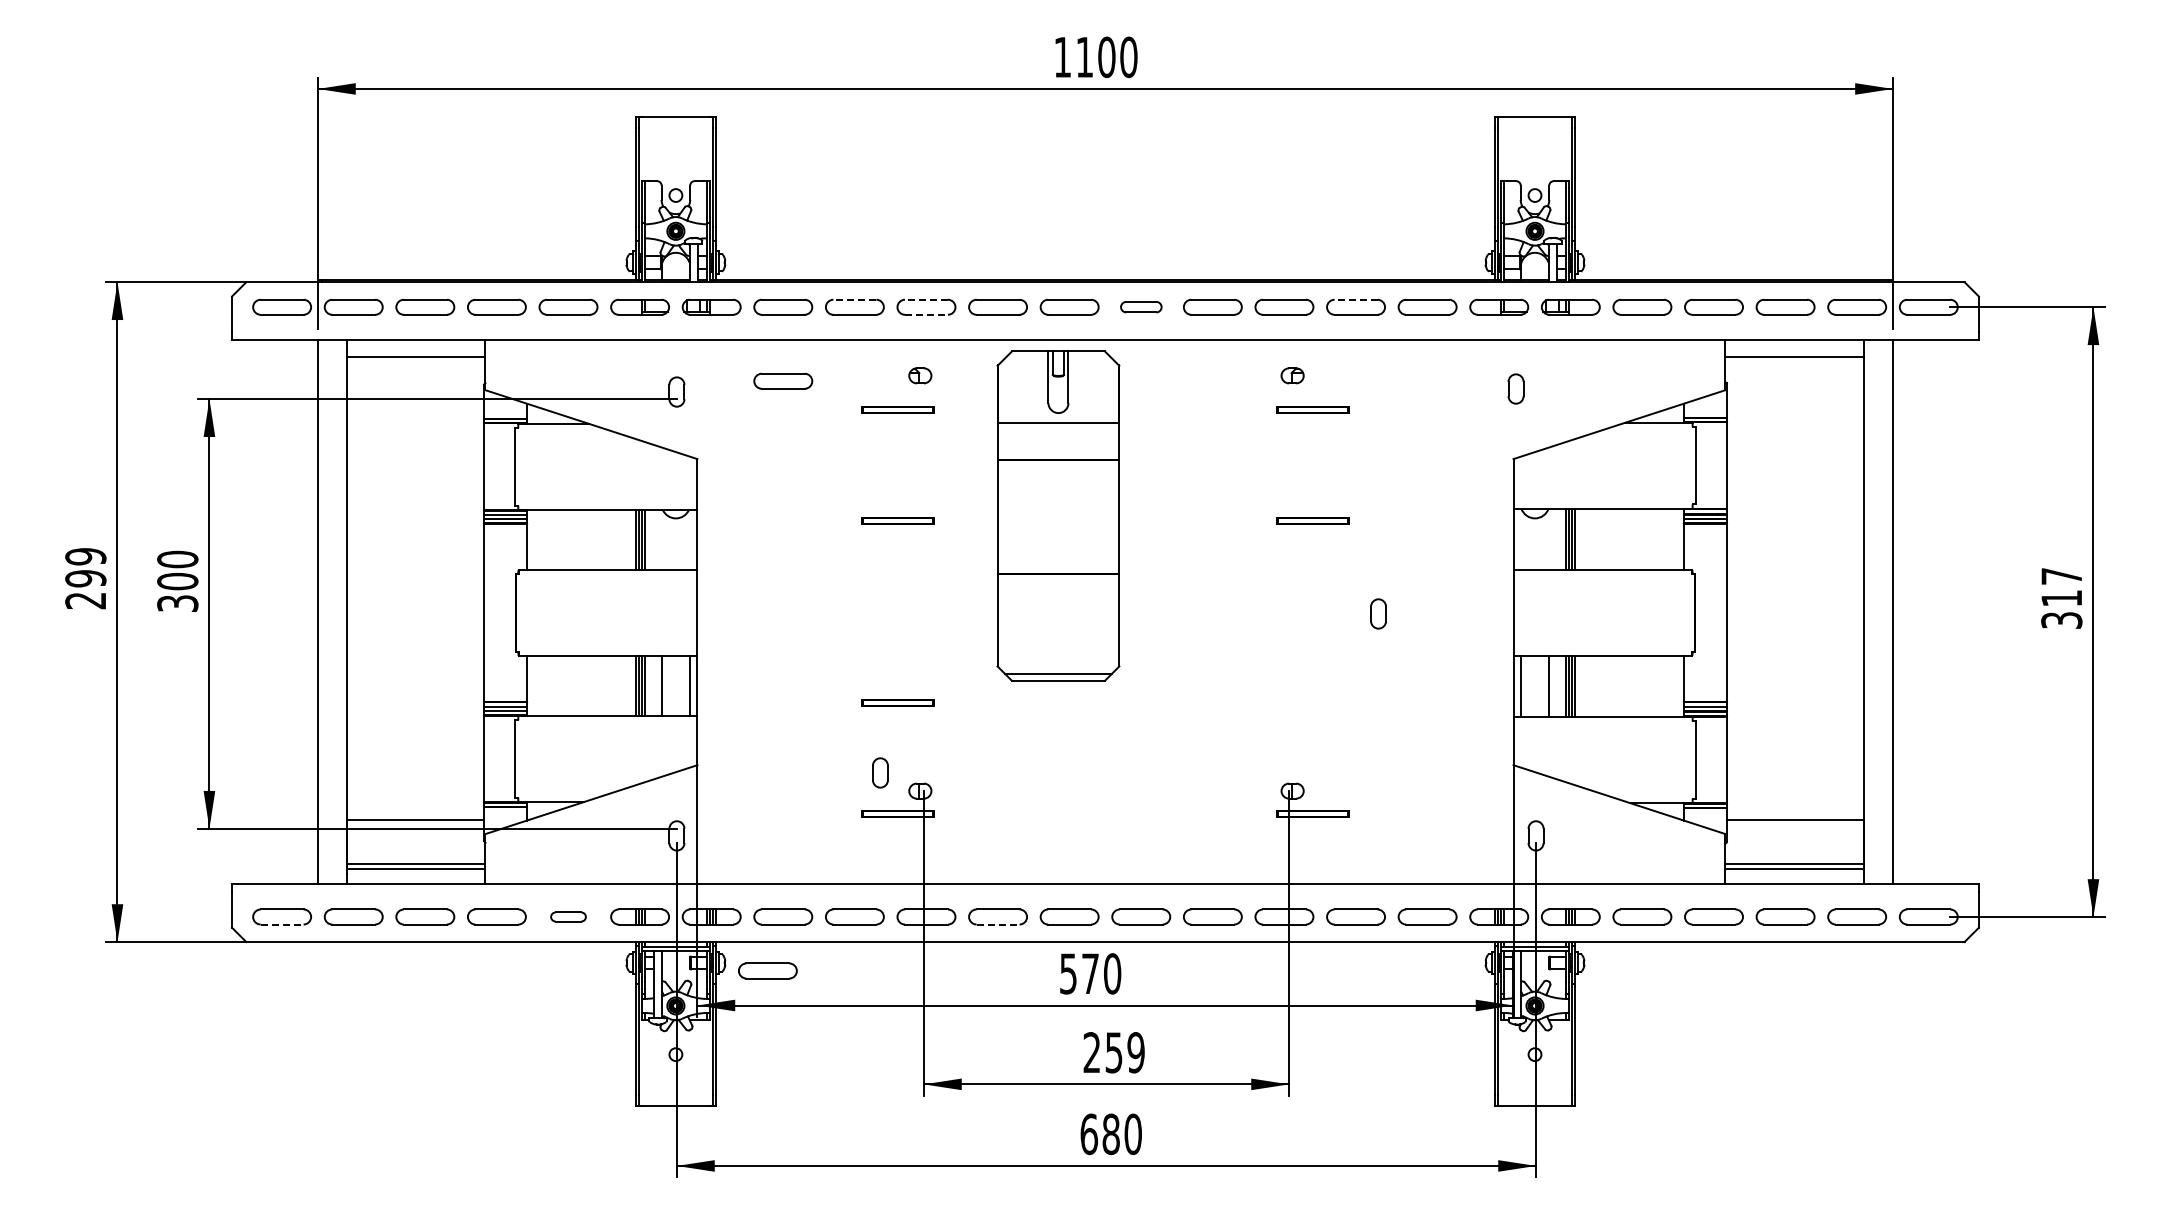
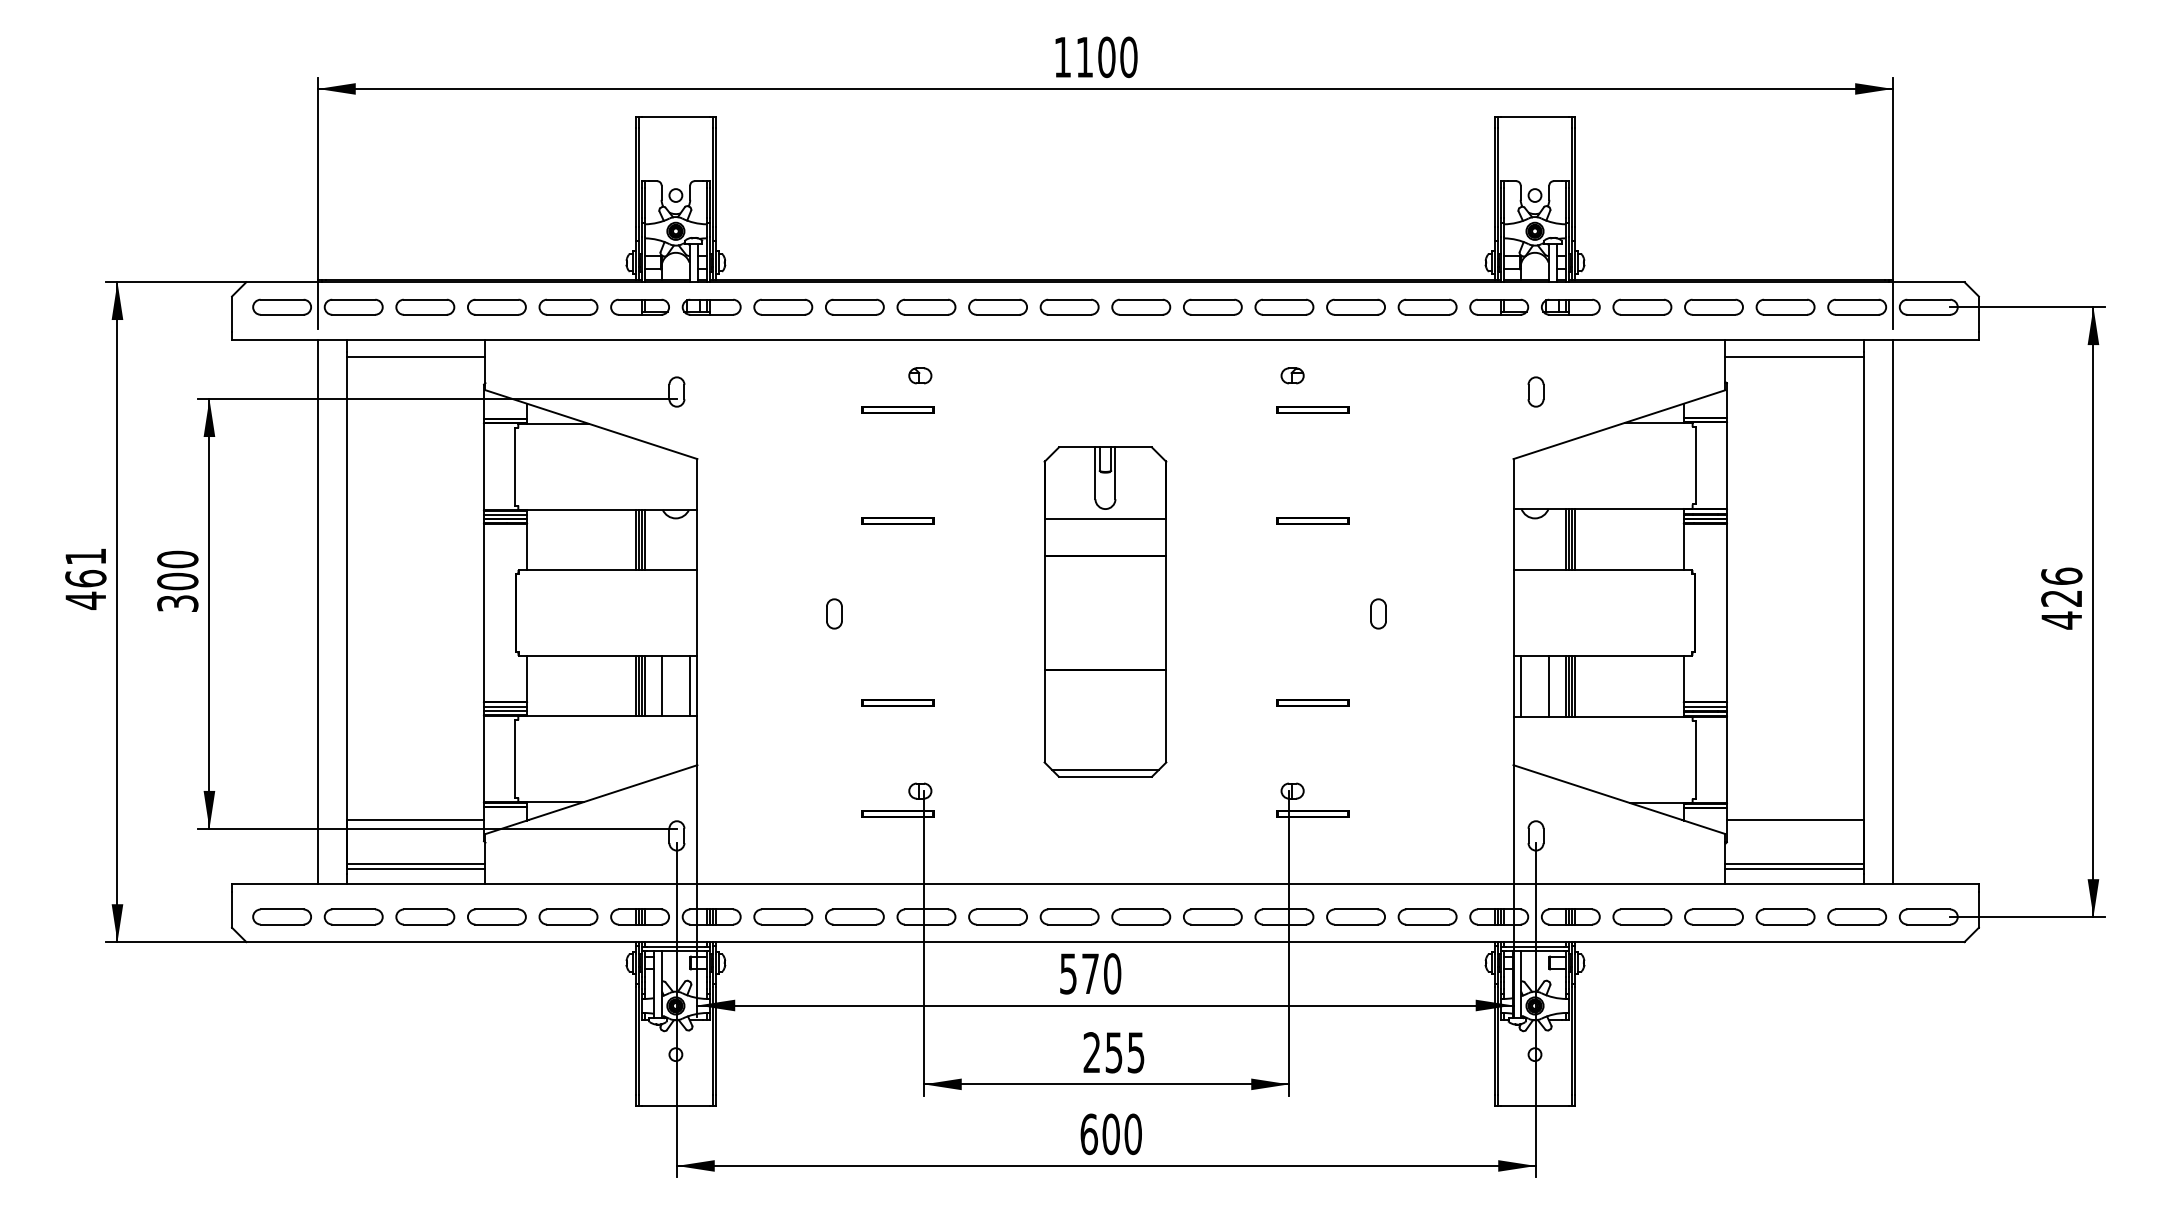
line: dashed -> solid (854, 299)
line: dashed -> solid (925, 299)
line: dashed -> solid (1355, 299)
part size: 43x13 px -> 61x18 px (1141, 306)
line: dashed -> solid (926, 314)
part: present -> none (783, 380)
part position: (1515, 388) -> (1535, 391) (1535, 391)
part position: (1058, 515) -> (1105, 611) (1105, 611)
text: 299 -> 461 (85, 578)
text: 317 -> 426 (2061, 598)
part: none -> present (1312, 702)
part position: (880, 772) -> (834, 613) (834, 613)
part size: 37x12 px -> 61x18 px (568, 916)
line: dashed -> solid (282, 924)
line: dashed -> solid (998, 924)
part: present -> none (767, 970)
text: 259 -> 255 (1135, 1052)
text: 680 -> 600 (1110, 1133)
